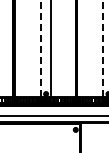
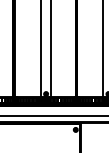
line: dashed -> solid (40, 48)
line: dashed -> solid (103, 48)
